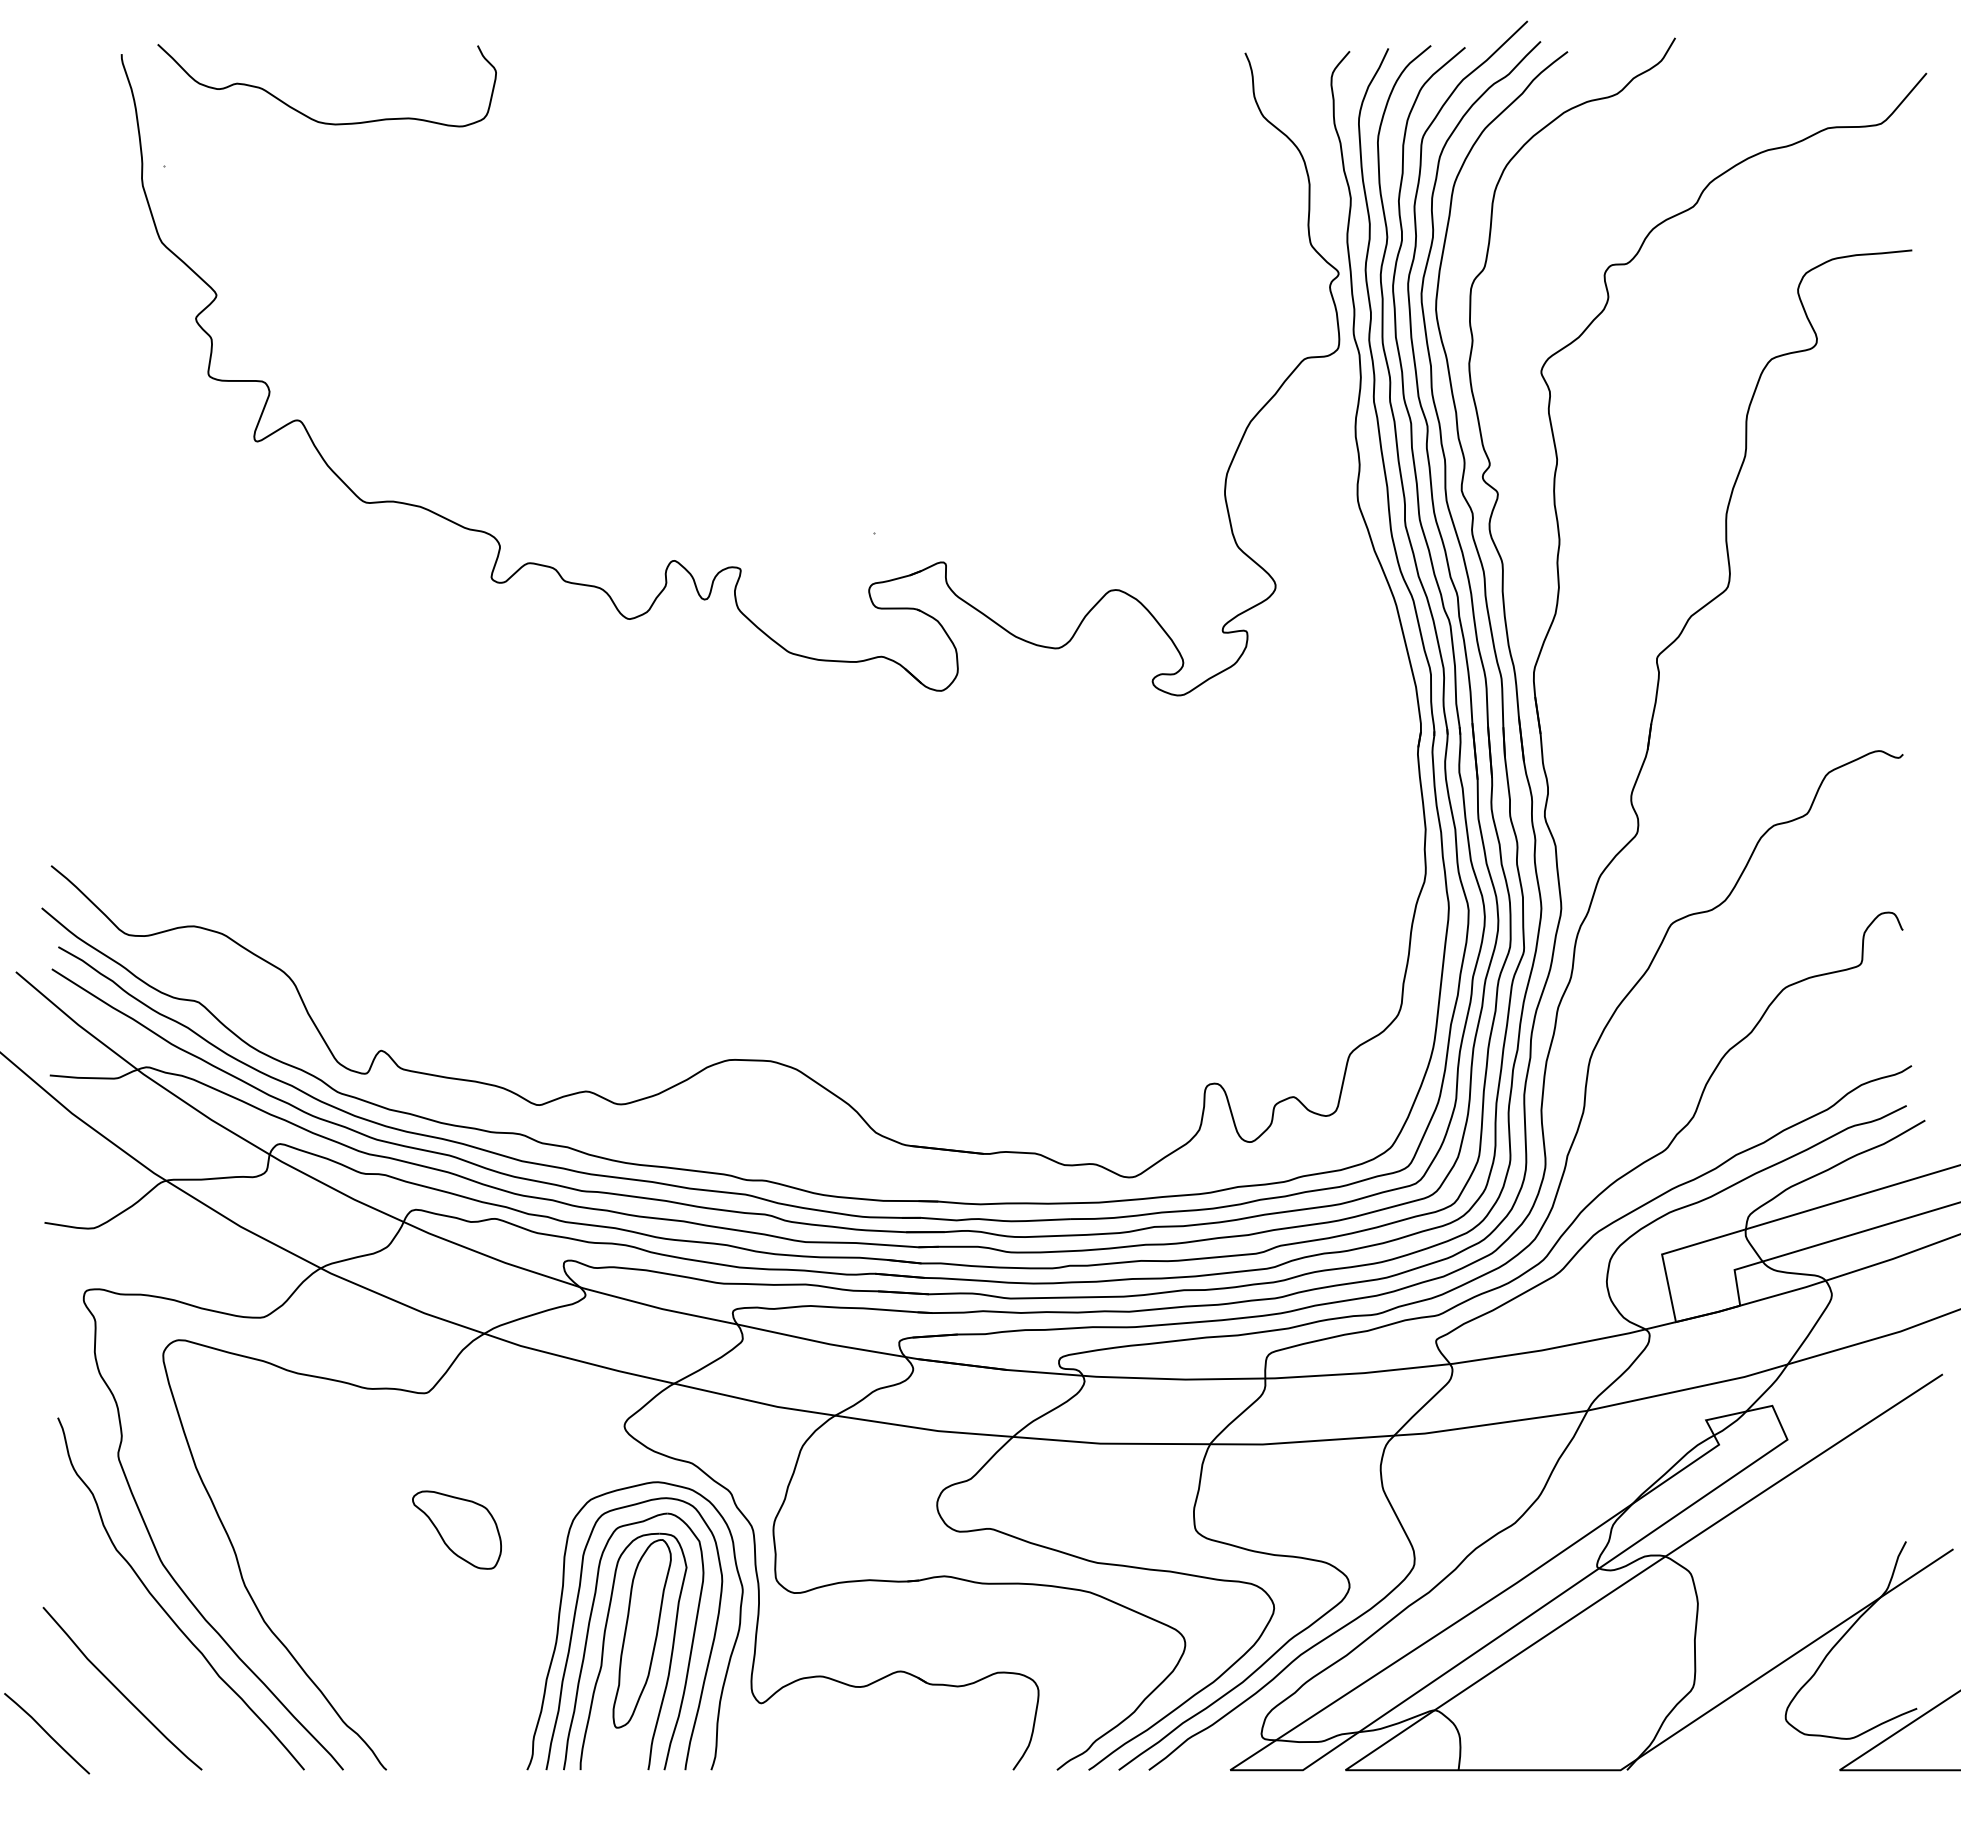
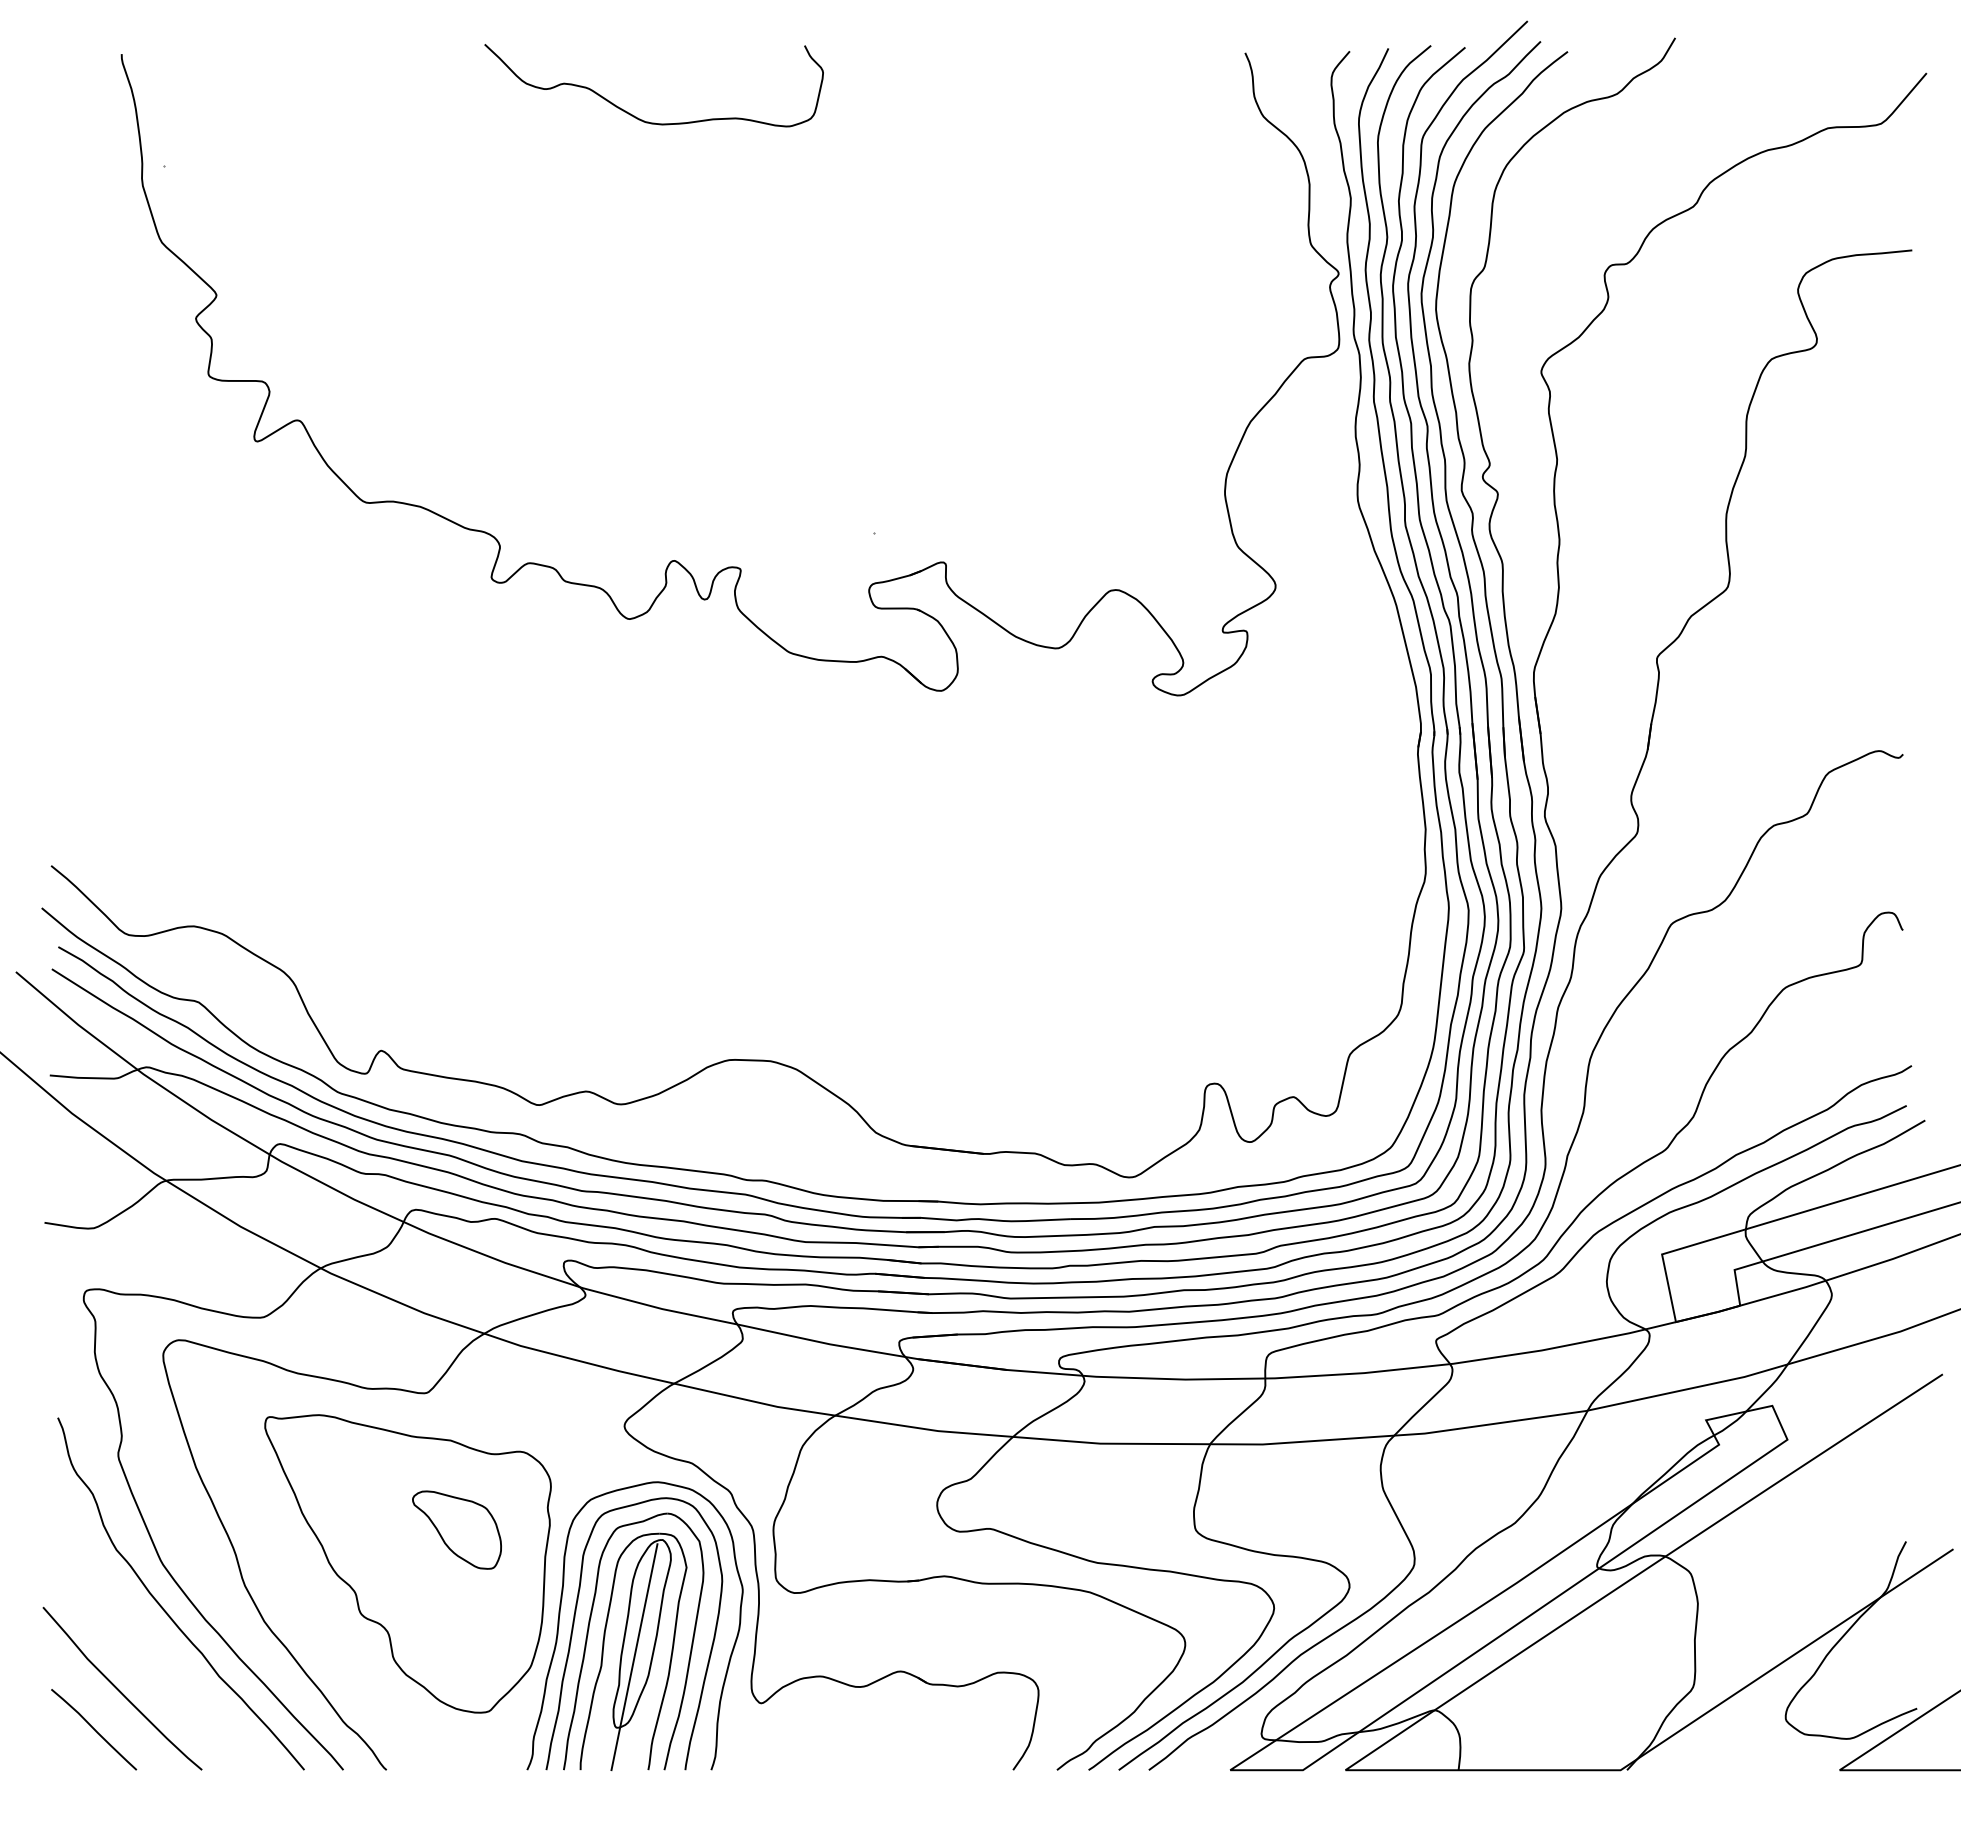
curve position: (309, 116) -> (636, 116) (636, 116)
part: none -> present (407, 1563)
line: none -> present (634, 1657)
curve position: (47, 1733) -> (94, 1729) (94, 1729)
